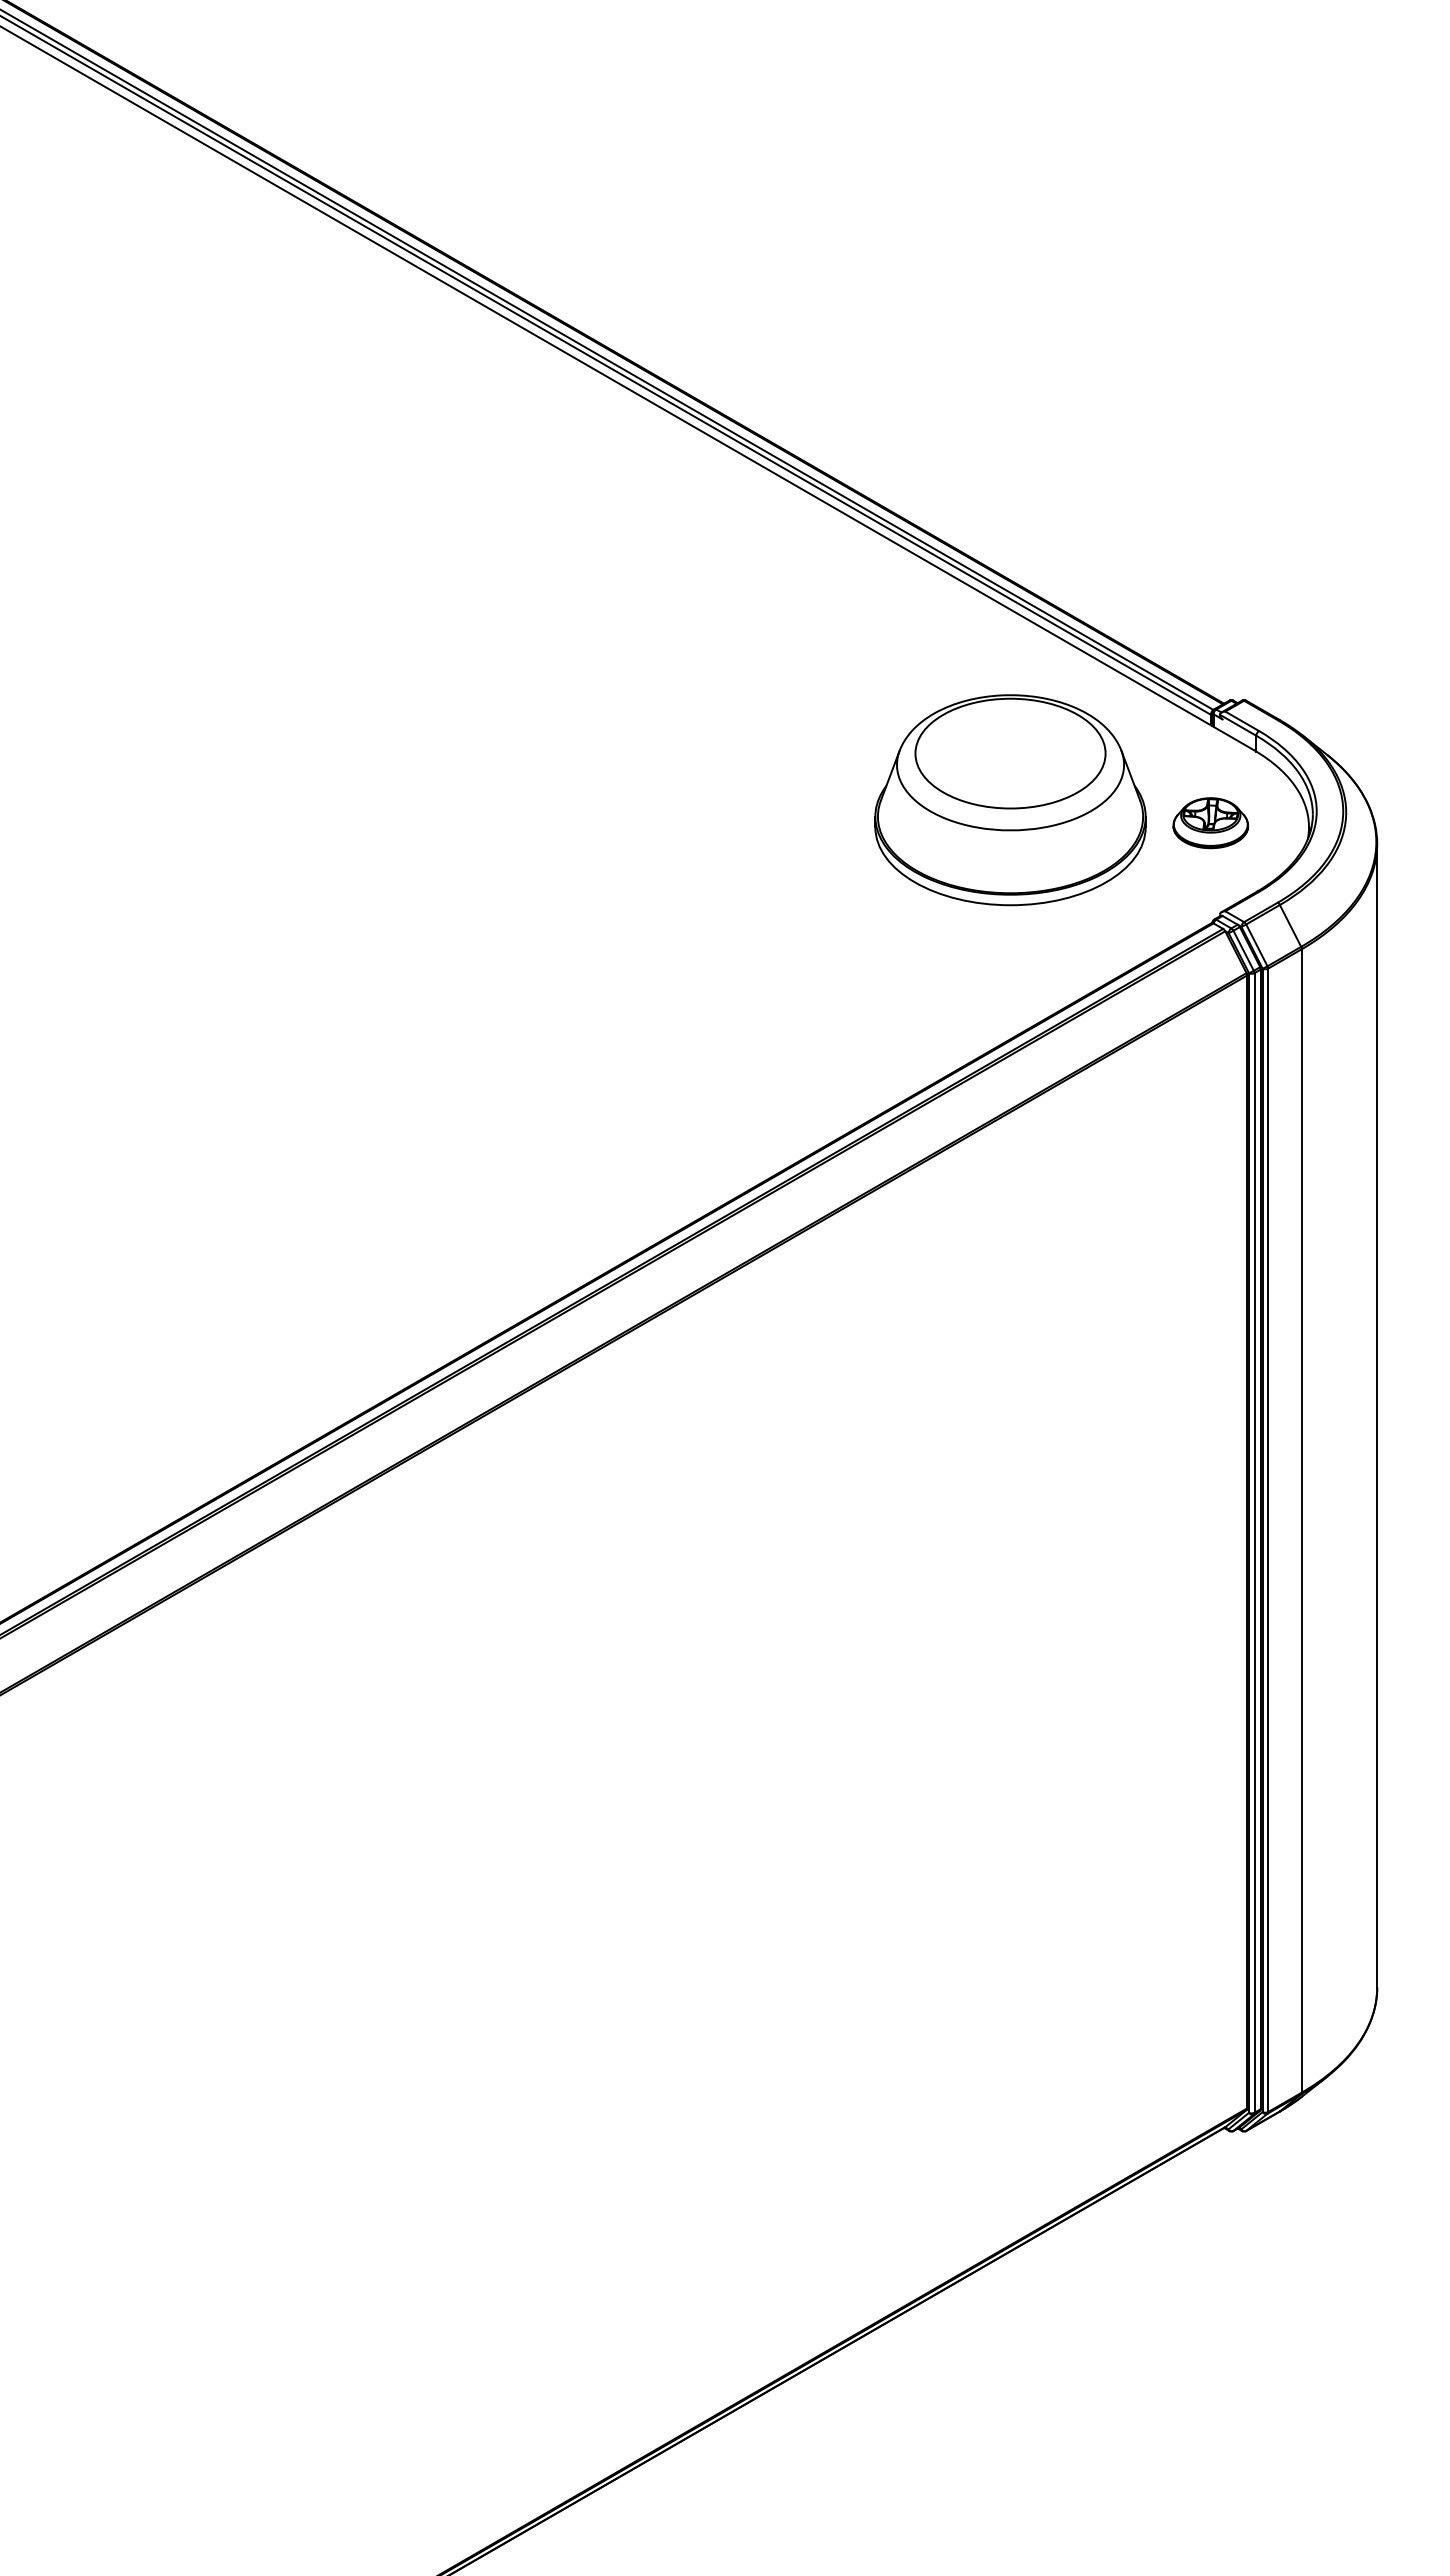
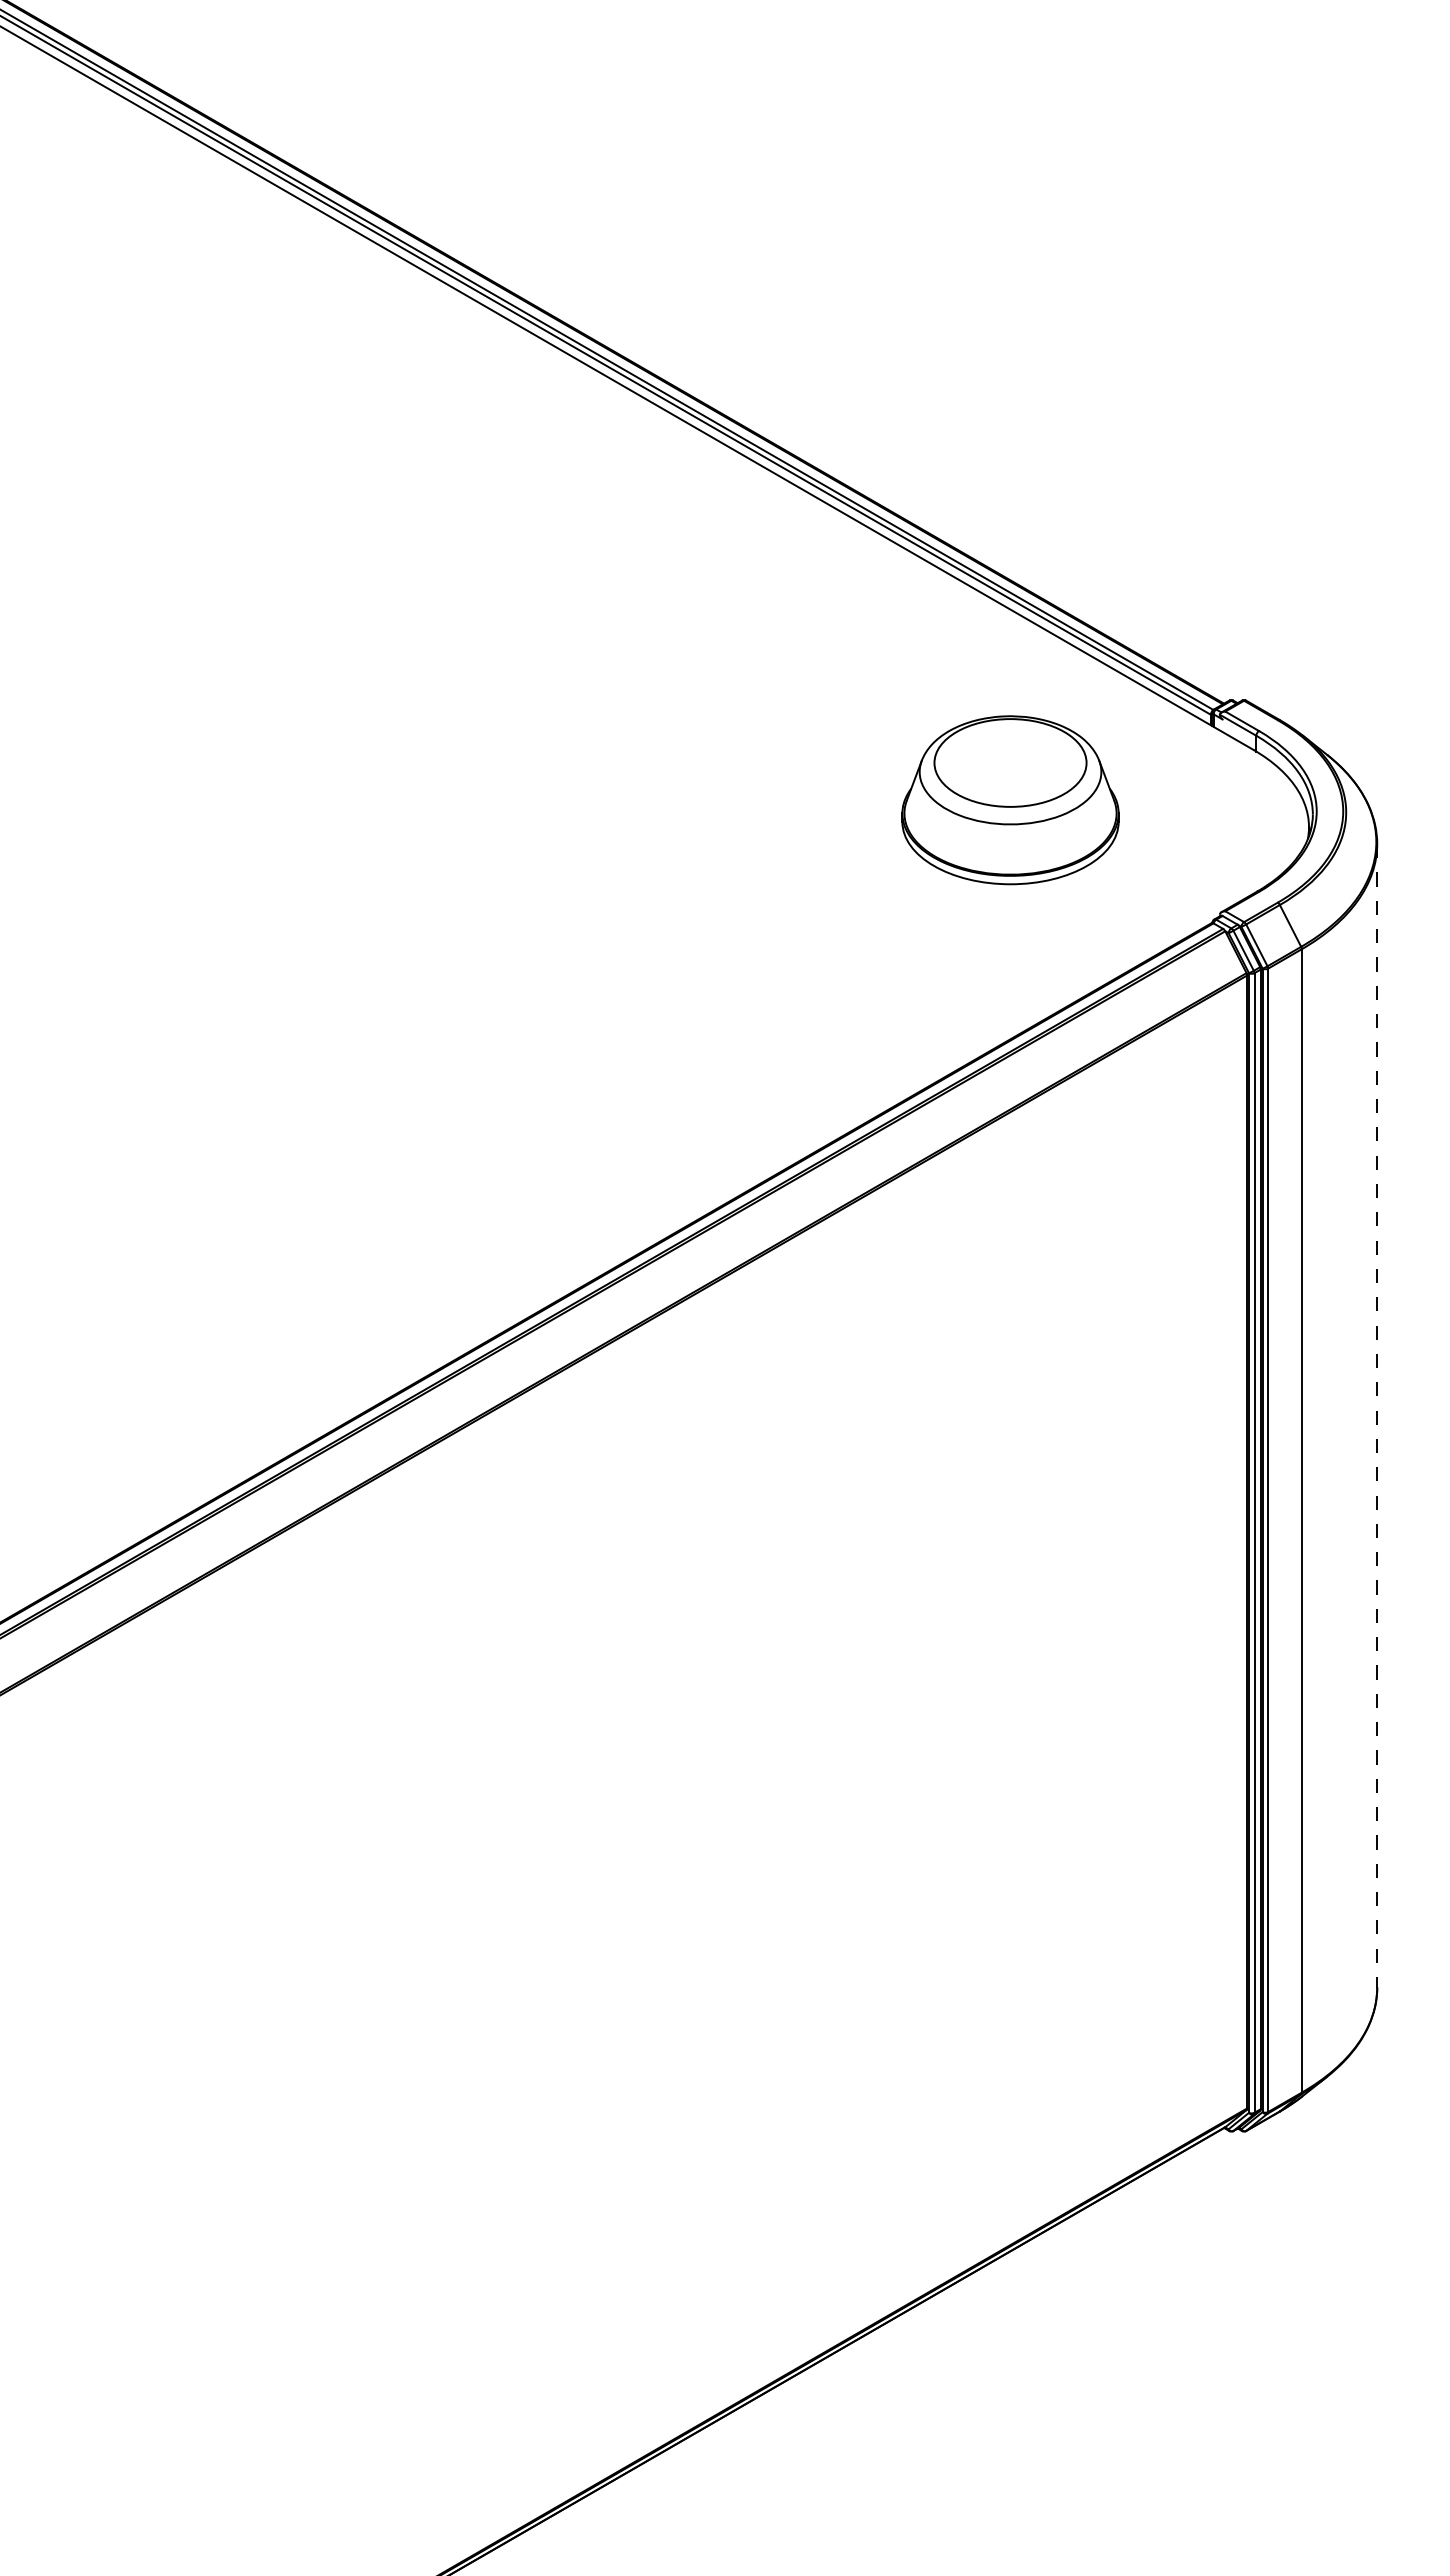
part size: 273x213 px -> 219x171 px (1010, 800)
part: present -> none (1210, 823)
line: solid -> dashed (1377, 1415)
